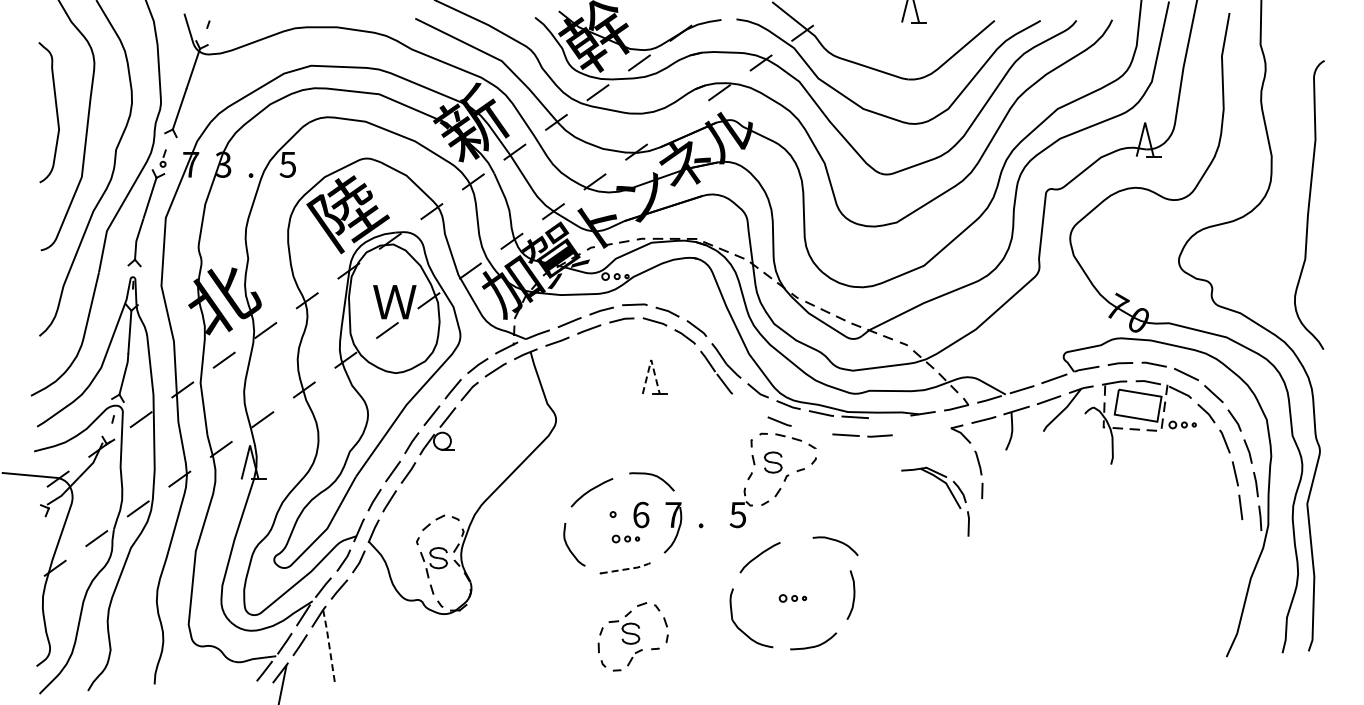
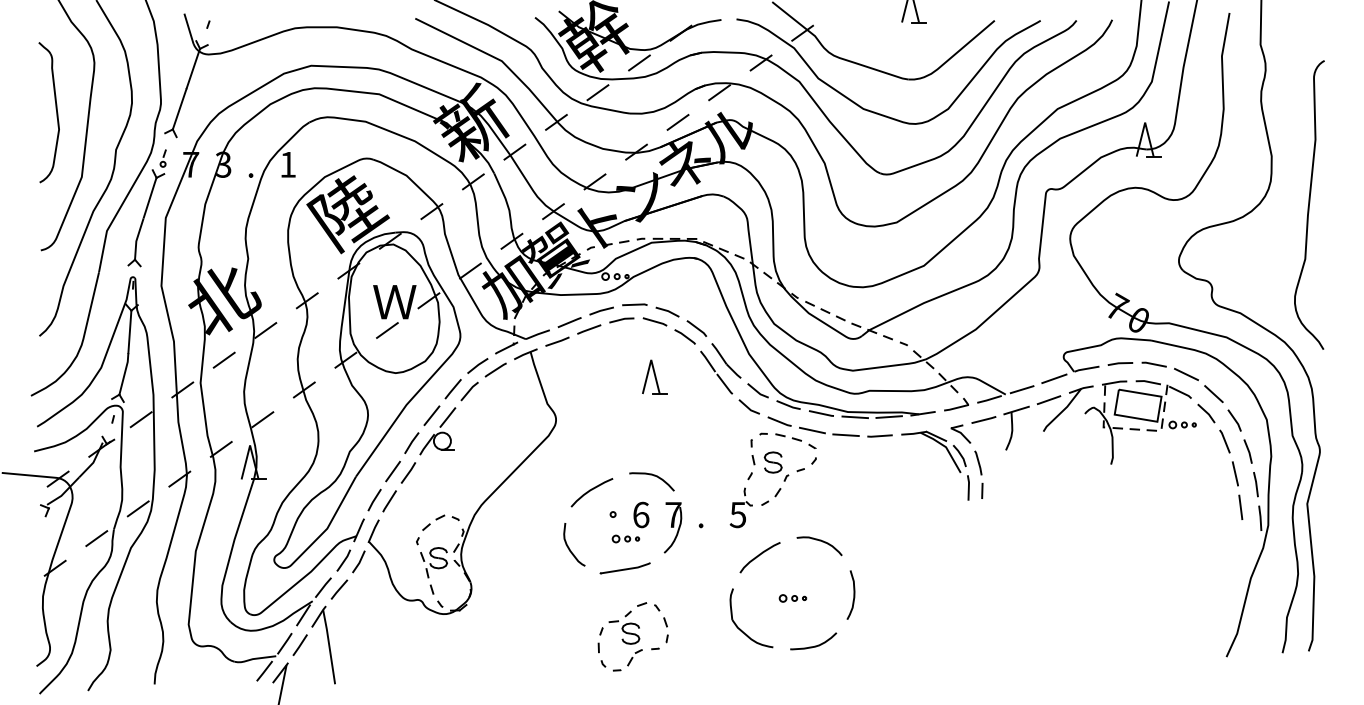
line: none -> present (677, 122)
text: 5 -> 1 (287, 164)
line: dashed -> solid (651, 359)
line: none -> present (748, 406)
line: none -> present (888, 416)
line: none -> present (811, 430)
part position: (950, 493) -> (950, 457) (950, 457)
curve position: (835, 541) -> (819, 541) (819, 541)
line: dashed -> solid (628, 569)
line: dashed -> solid (329, 646)
